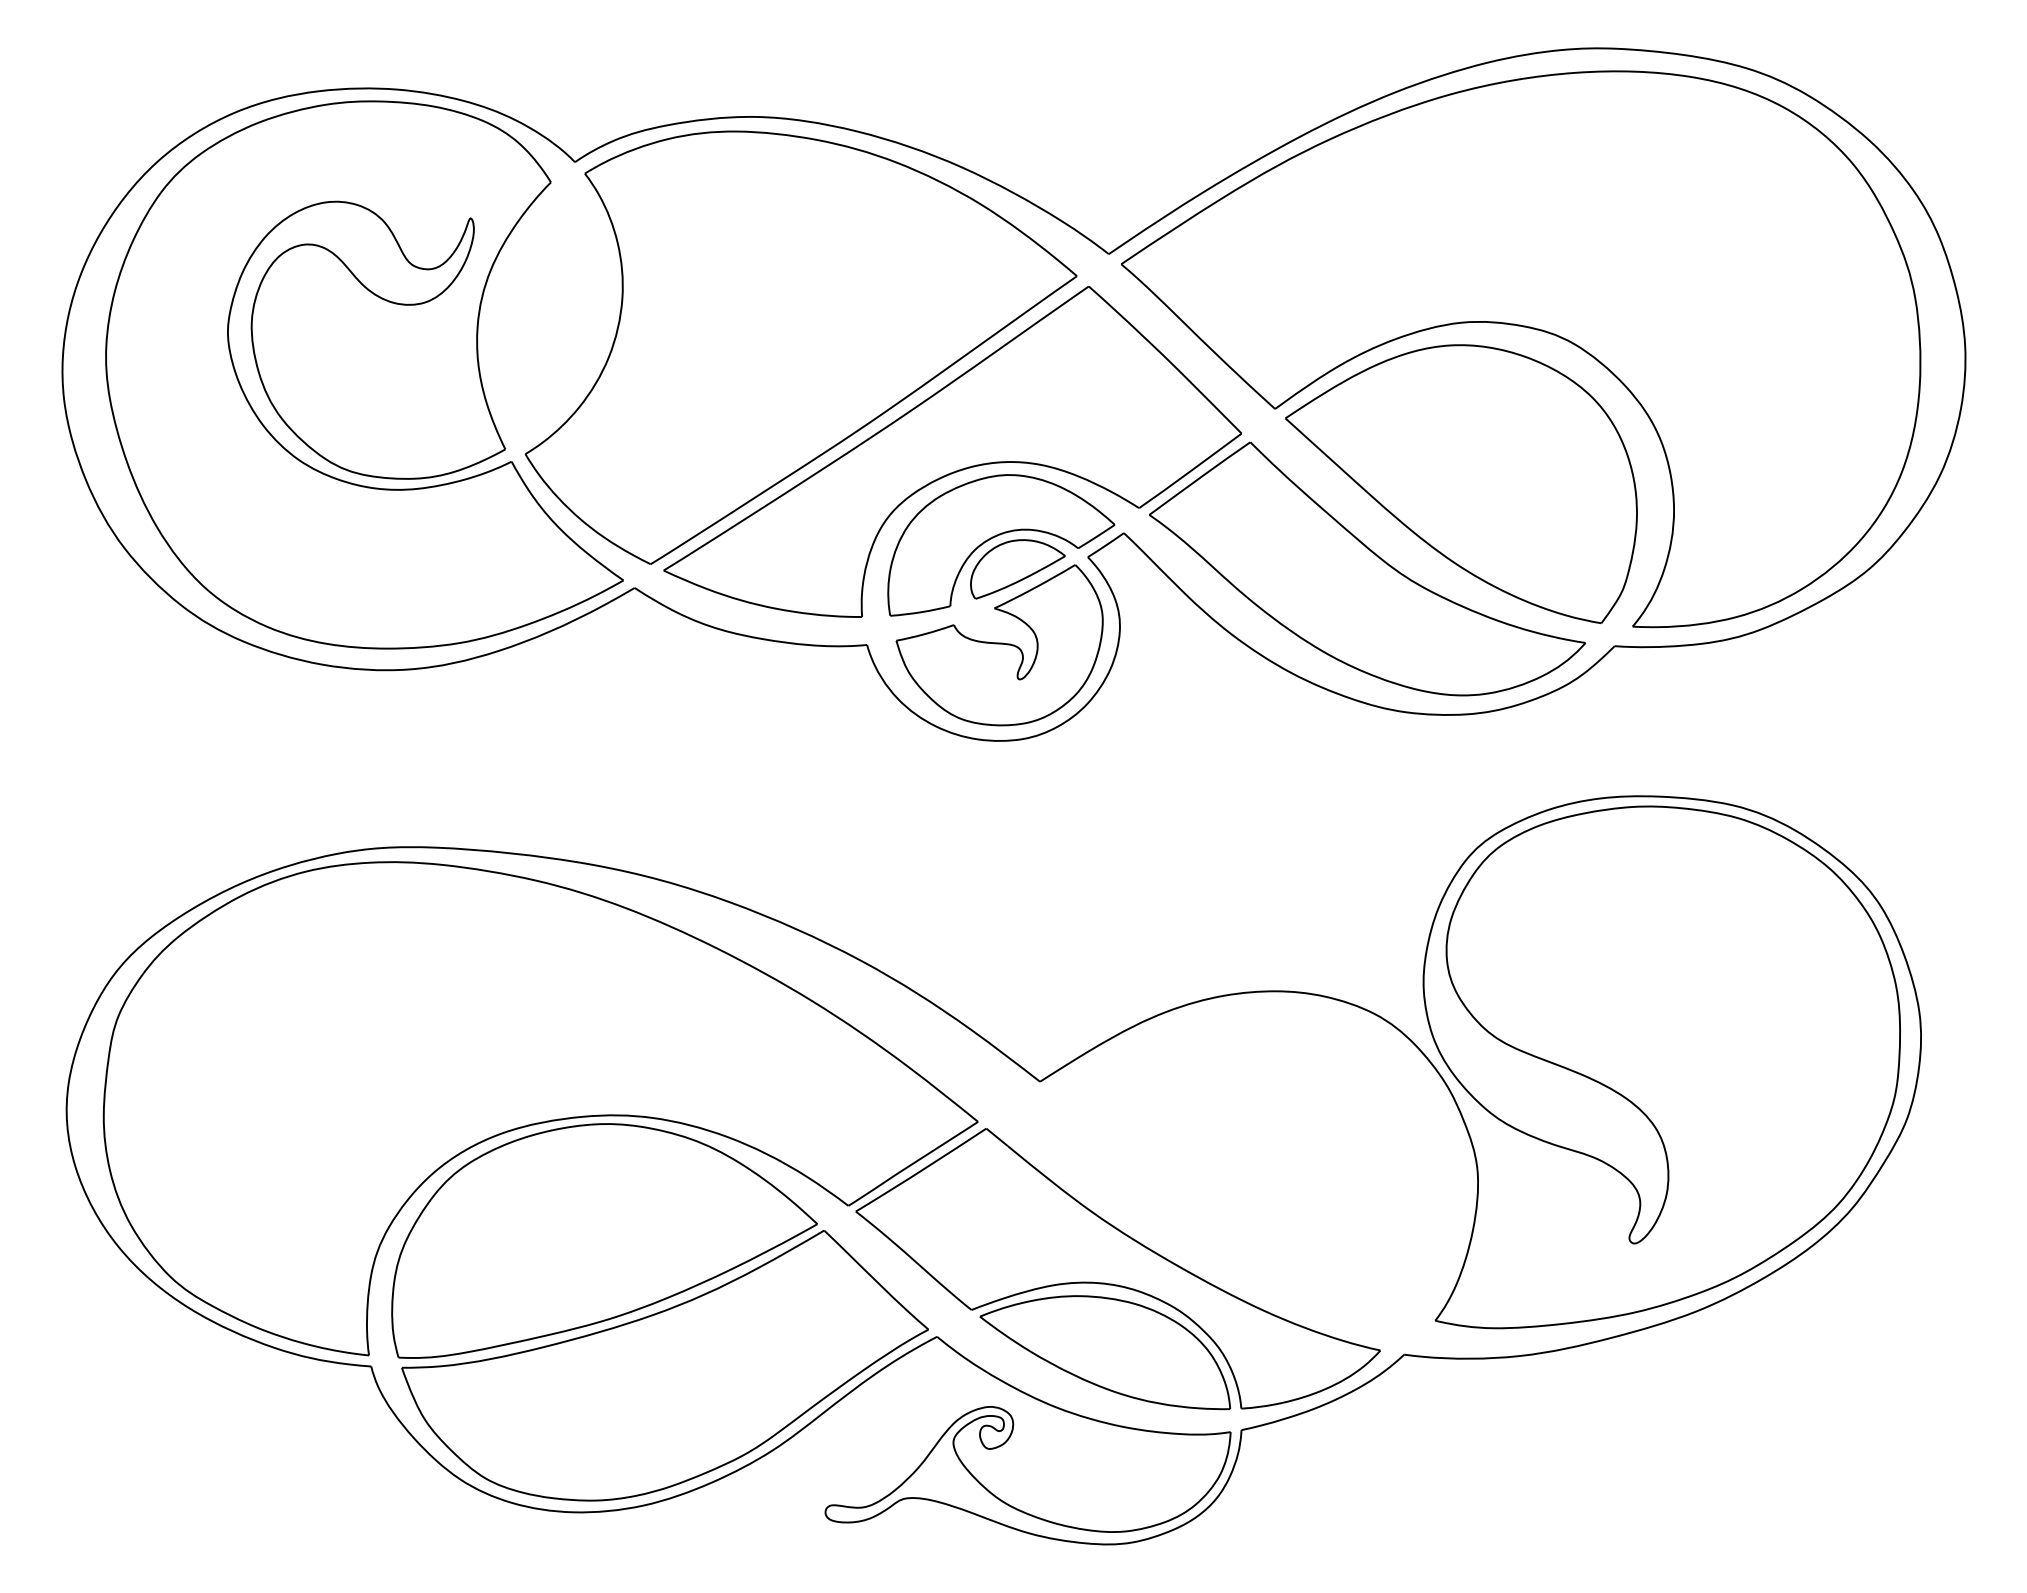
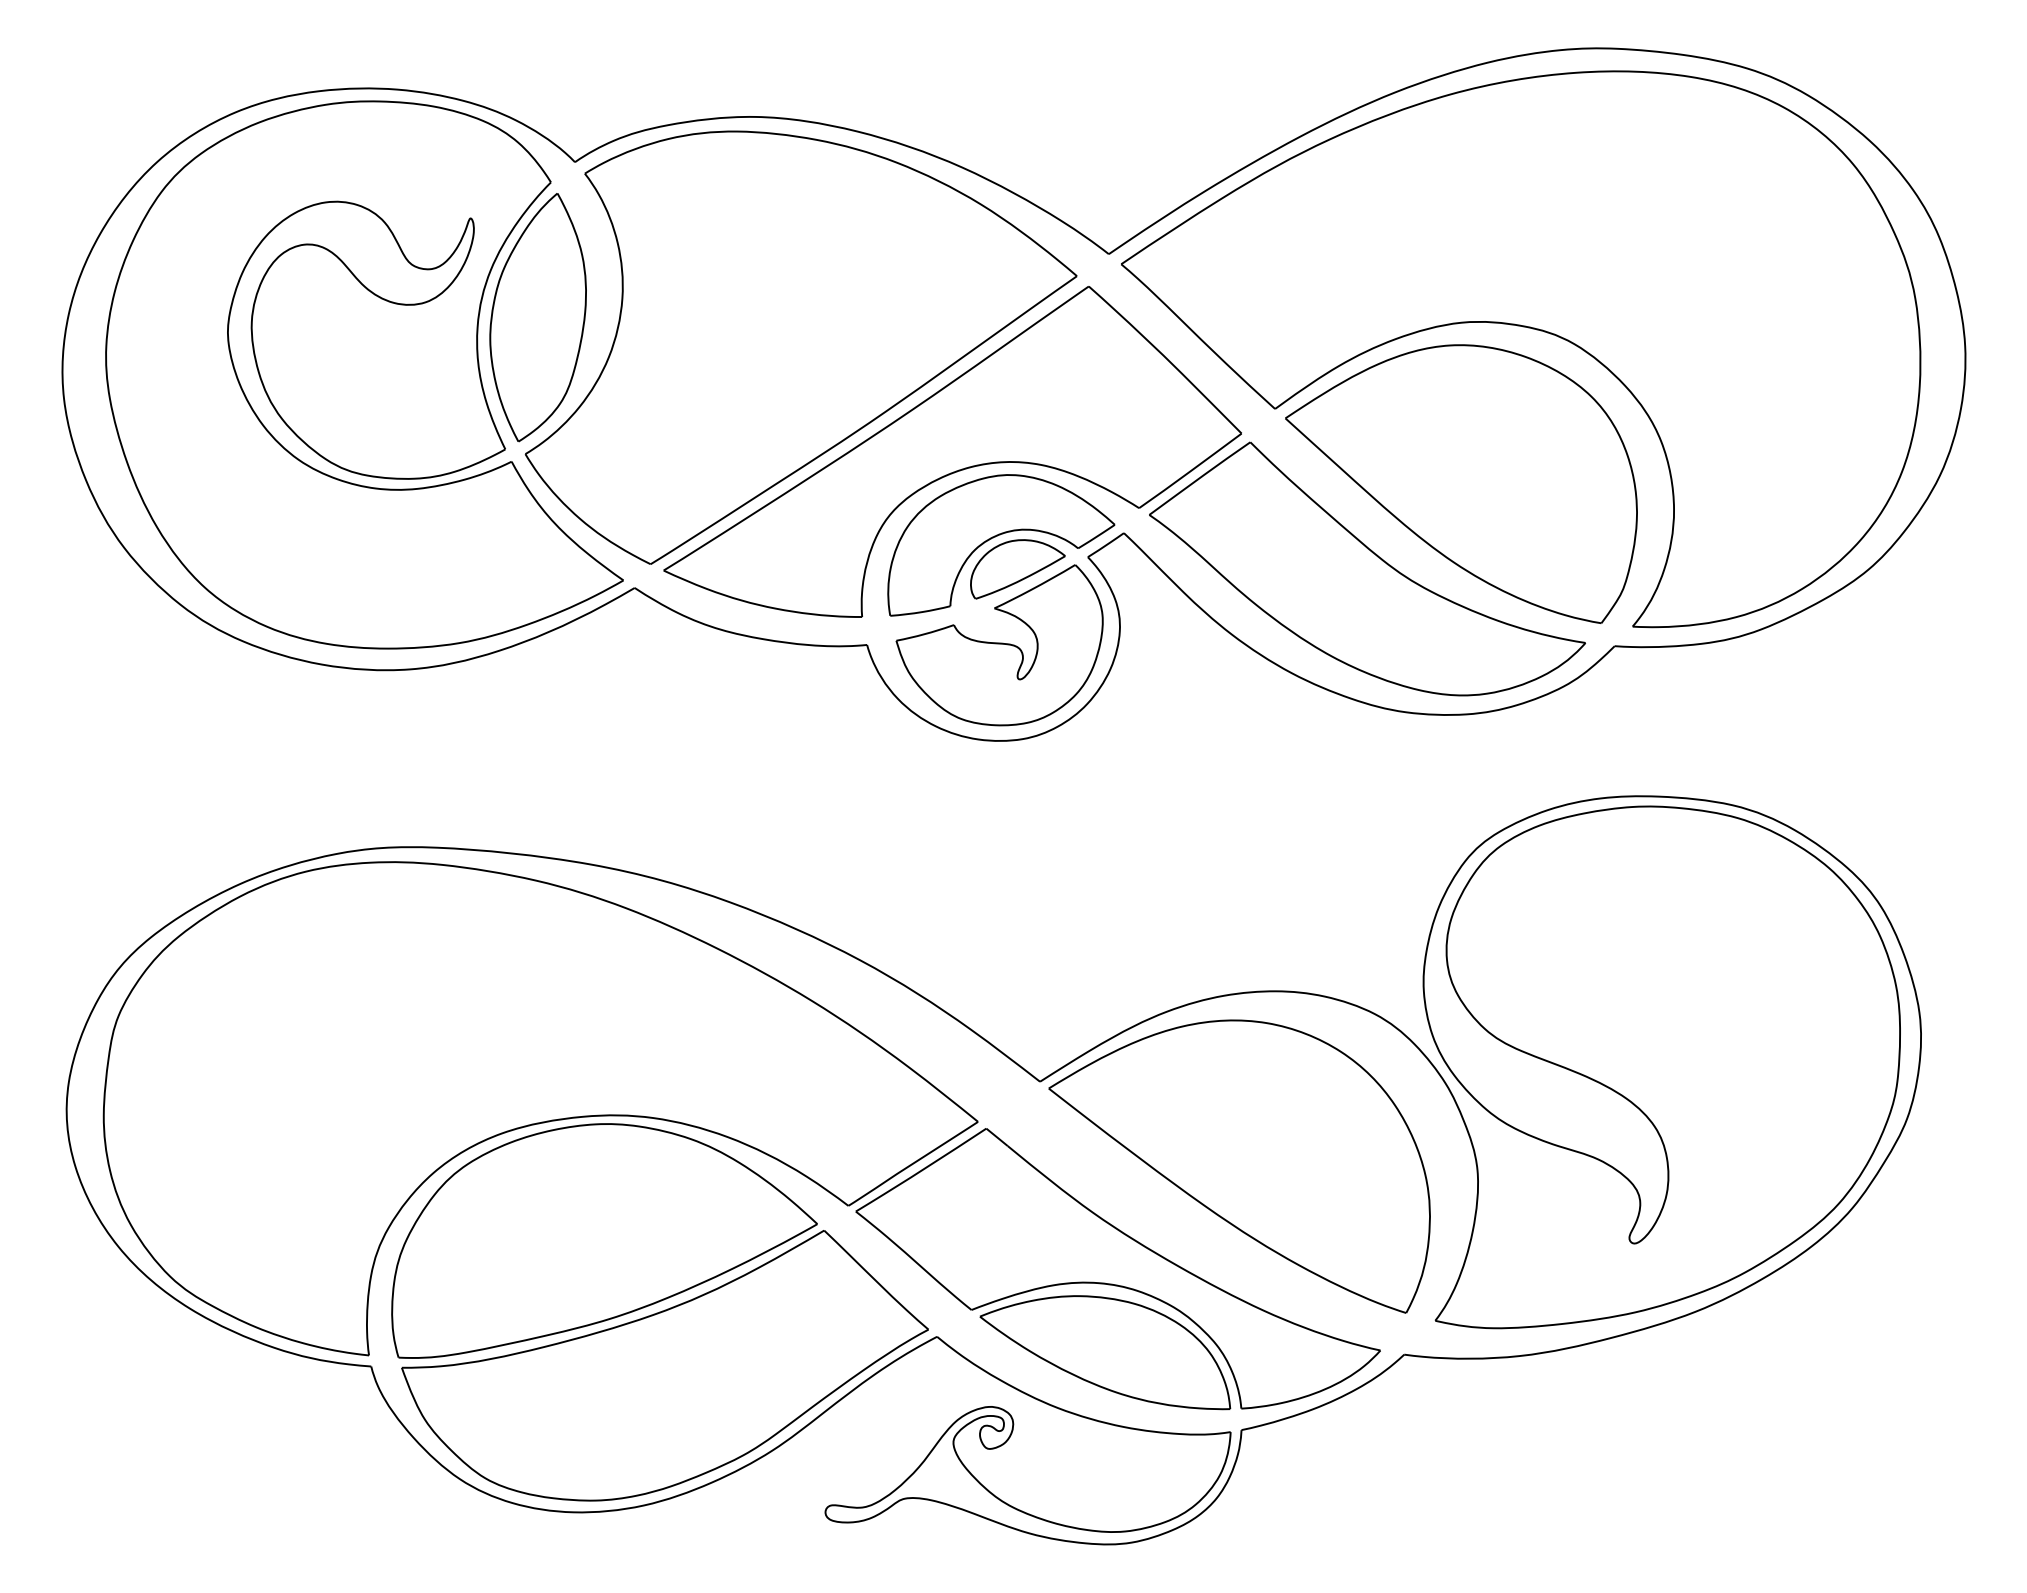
part: none -> present (537, 317)
part: none -> present (1239, 1166)
